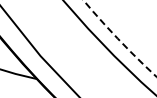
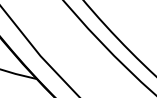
arc: dashed -> solid (118, 39)
